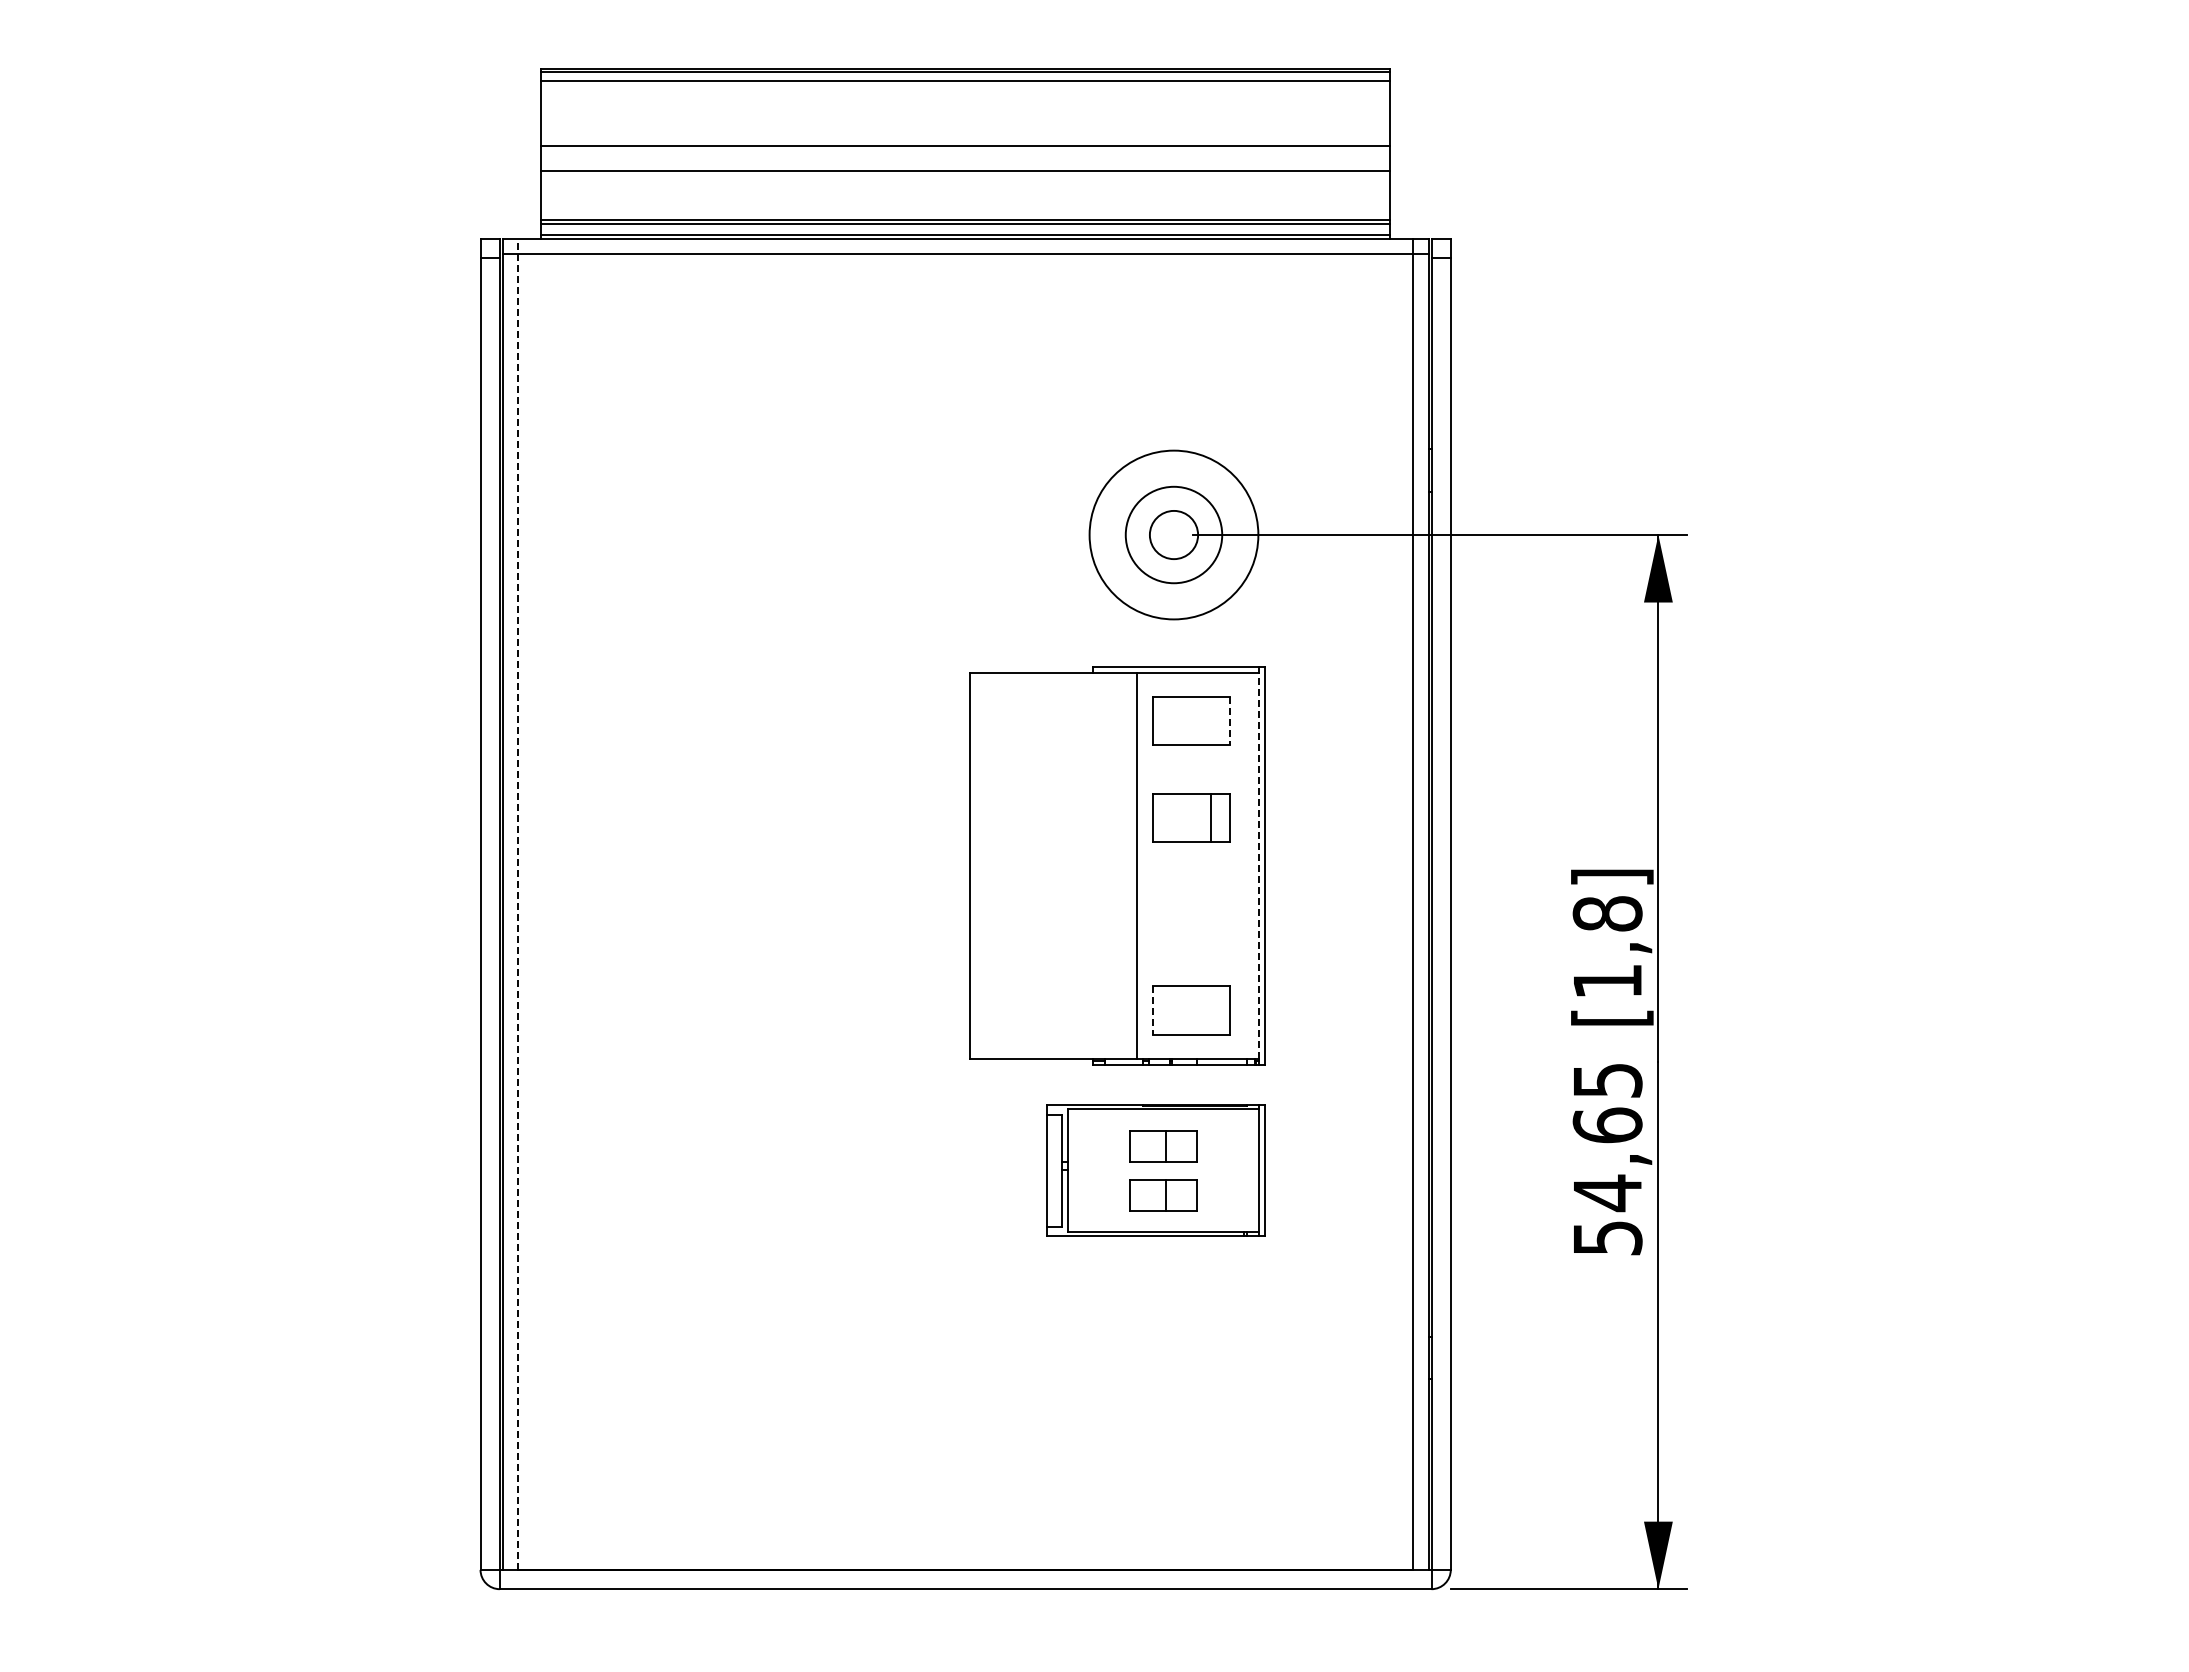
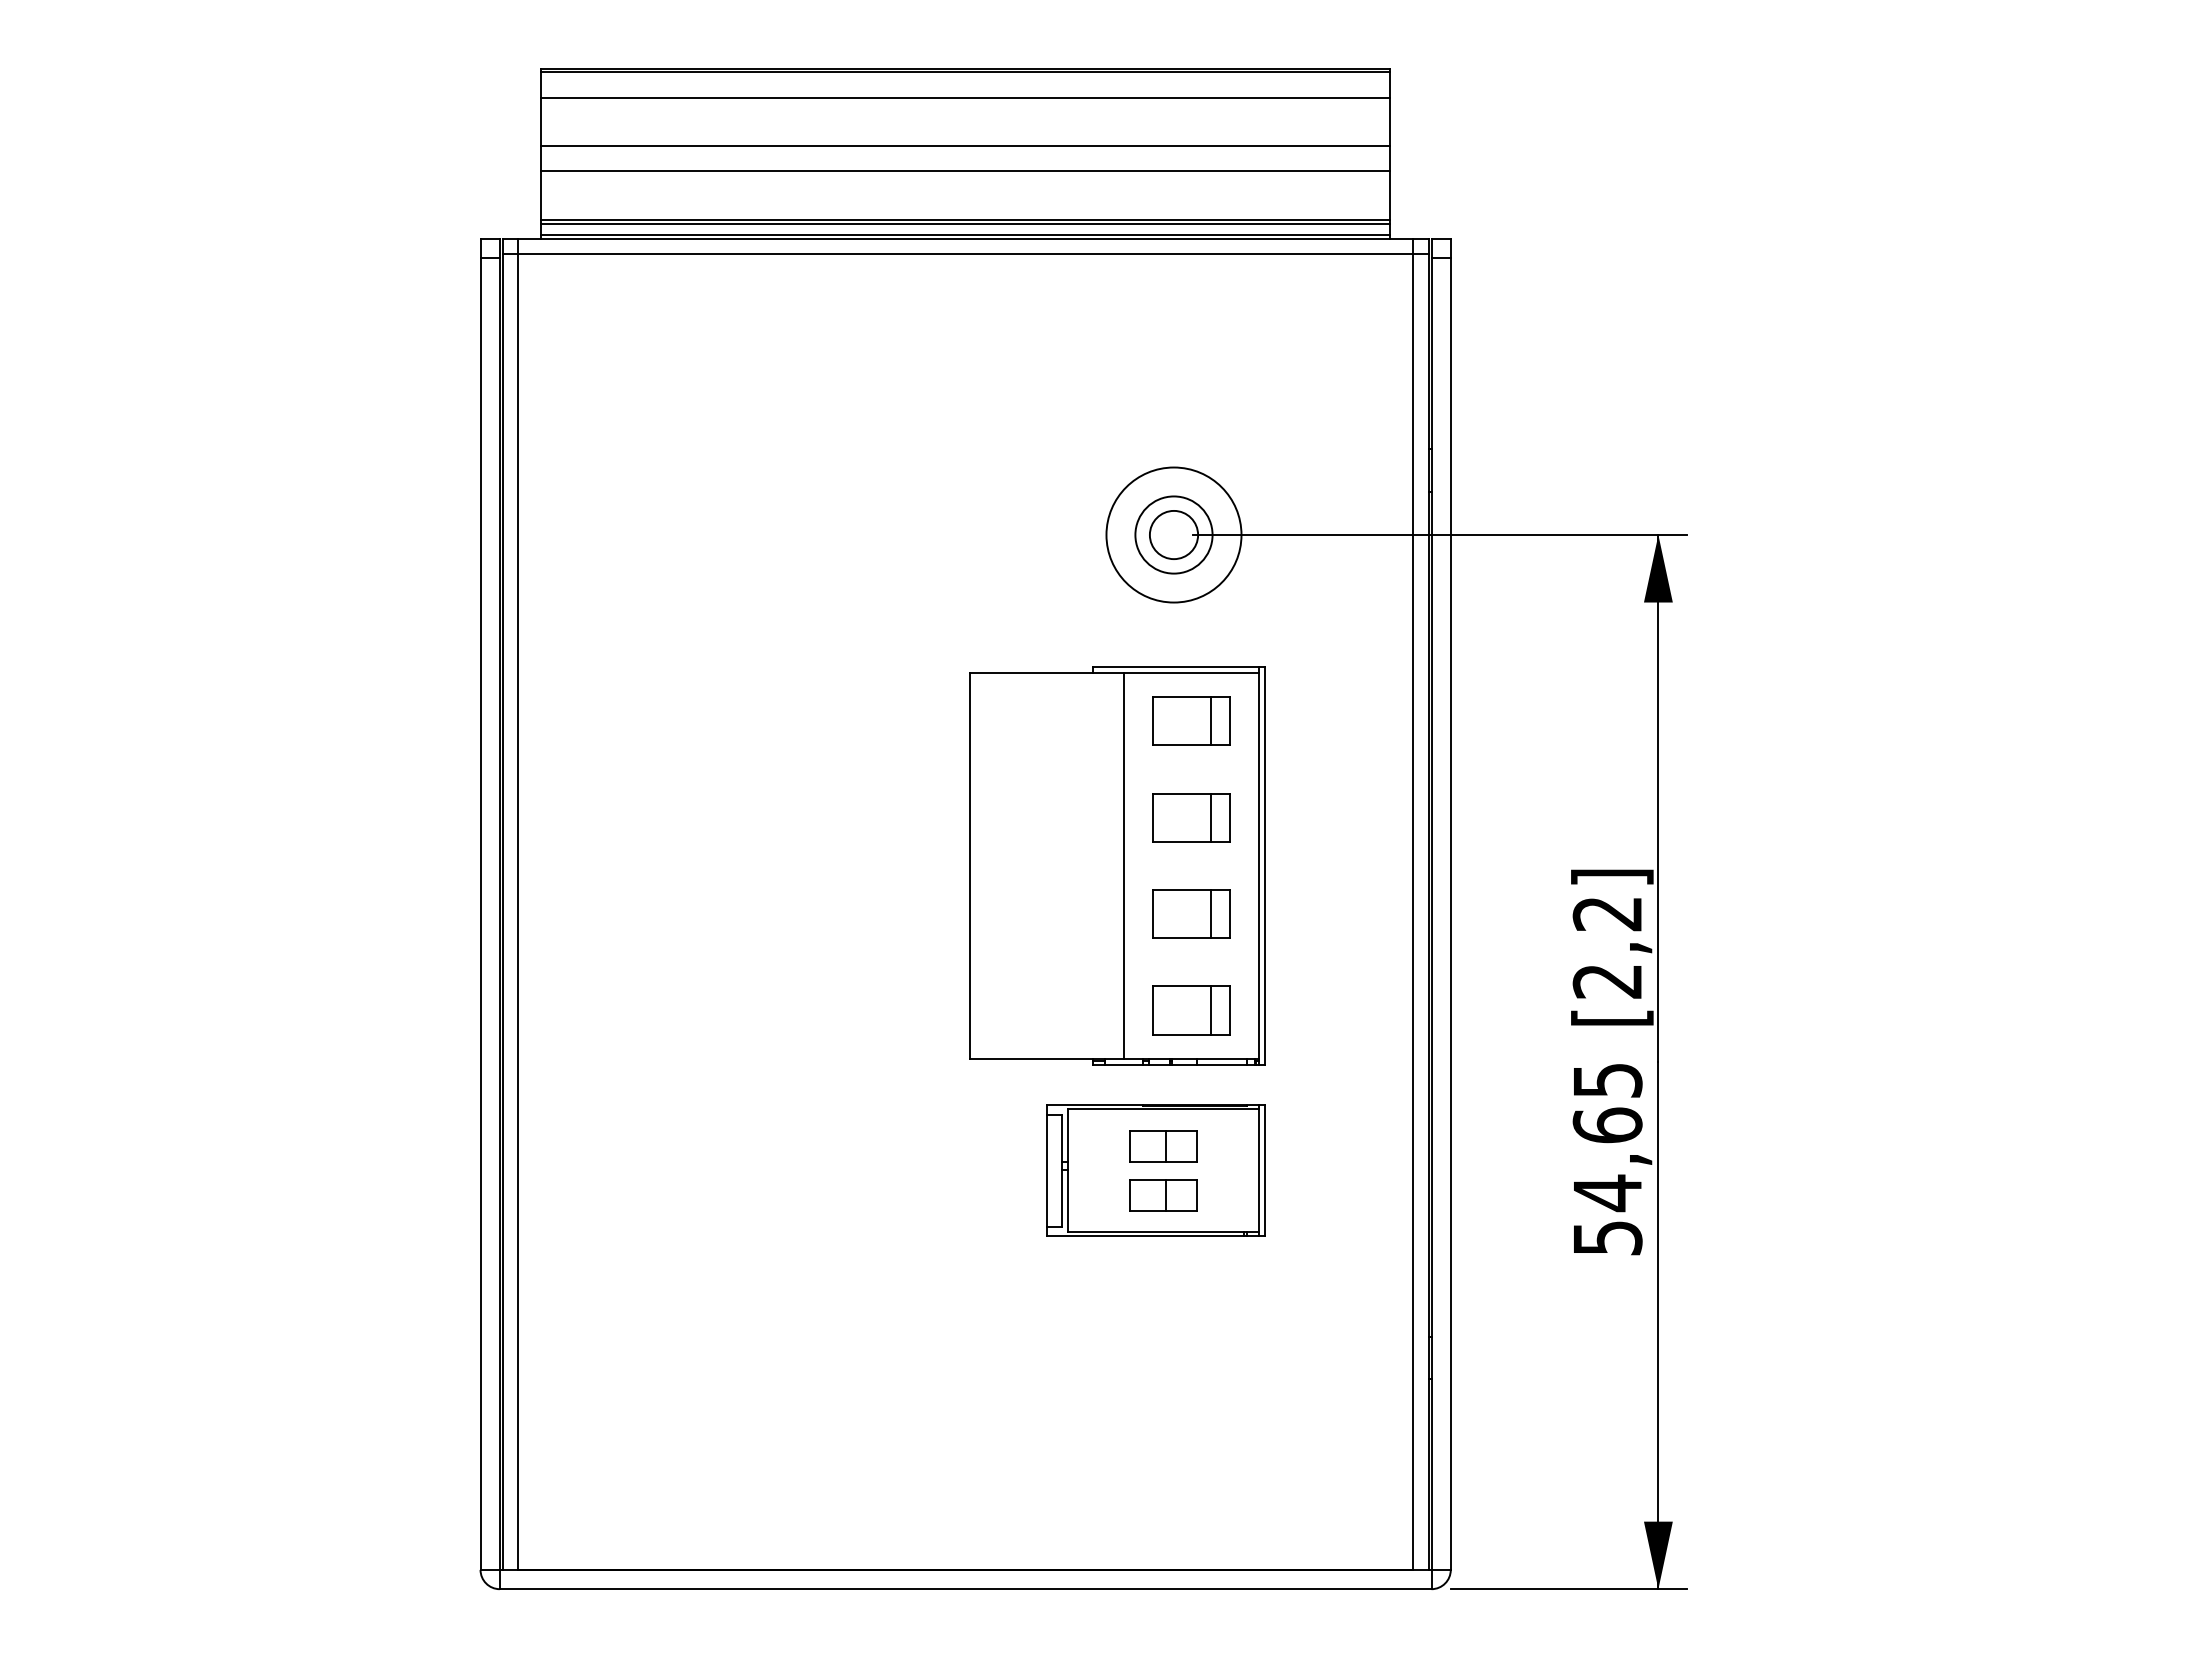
line position: (965, 81) -> (965, 98) (965, 98)
circle diameter: 169 px -> 135 px (1173, 534)
circle diameter: 96 px -> 77 px (1173, 534)
line: none -> present (1210, 721)
line: dashed -> solid (1229, 721)
line position: (1136, 865) -> (1123, 865) (1123, 865)
line: dashed -> solid (1258, 865)
line: dashed -> solid (518, 903)
part: none -> present (1191, 913)
text: [1,8] -> [2,2] (1607, 947)
line: none -> present (1210, 1010)
line: dashed -> solid (1152, 1011)
